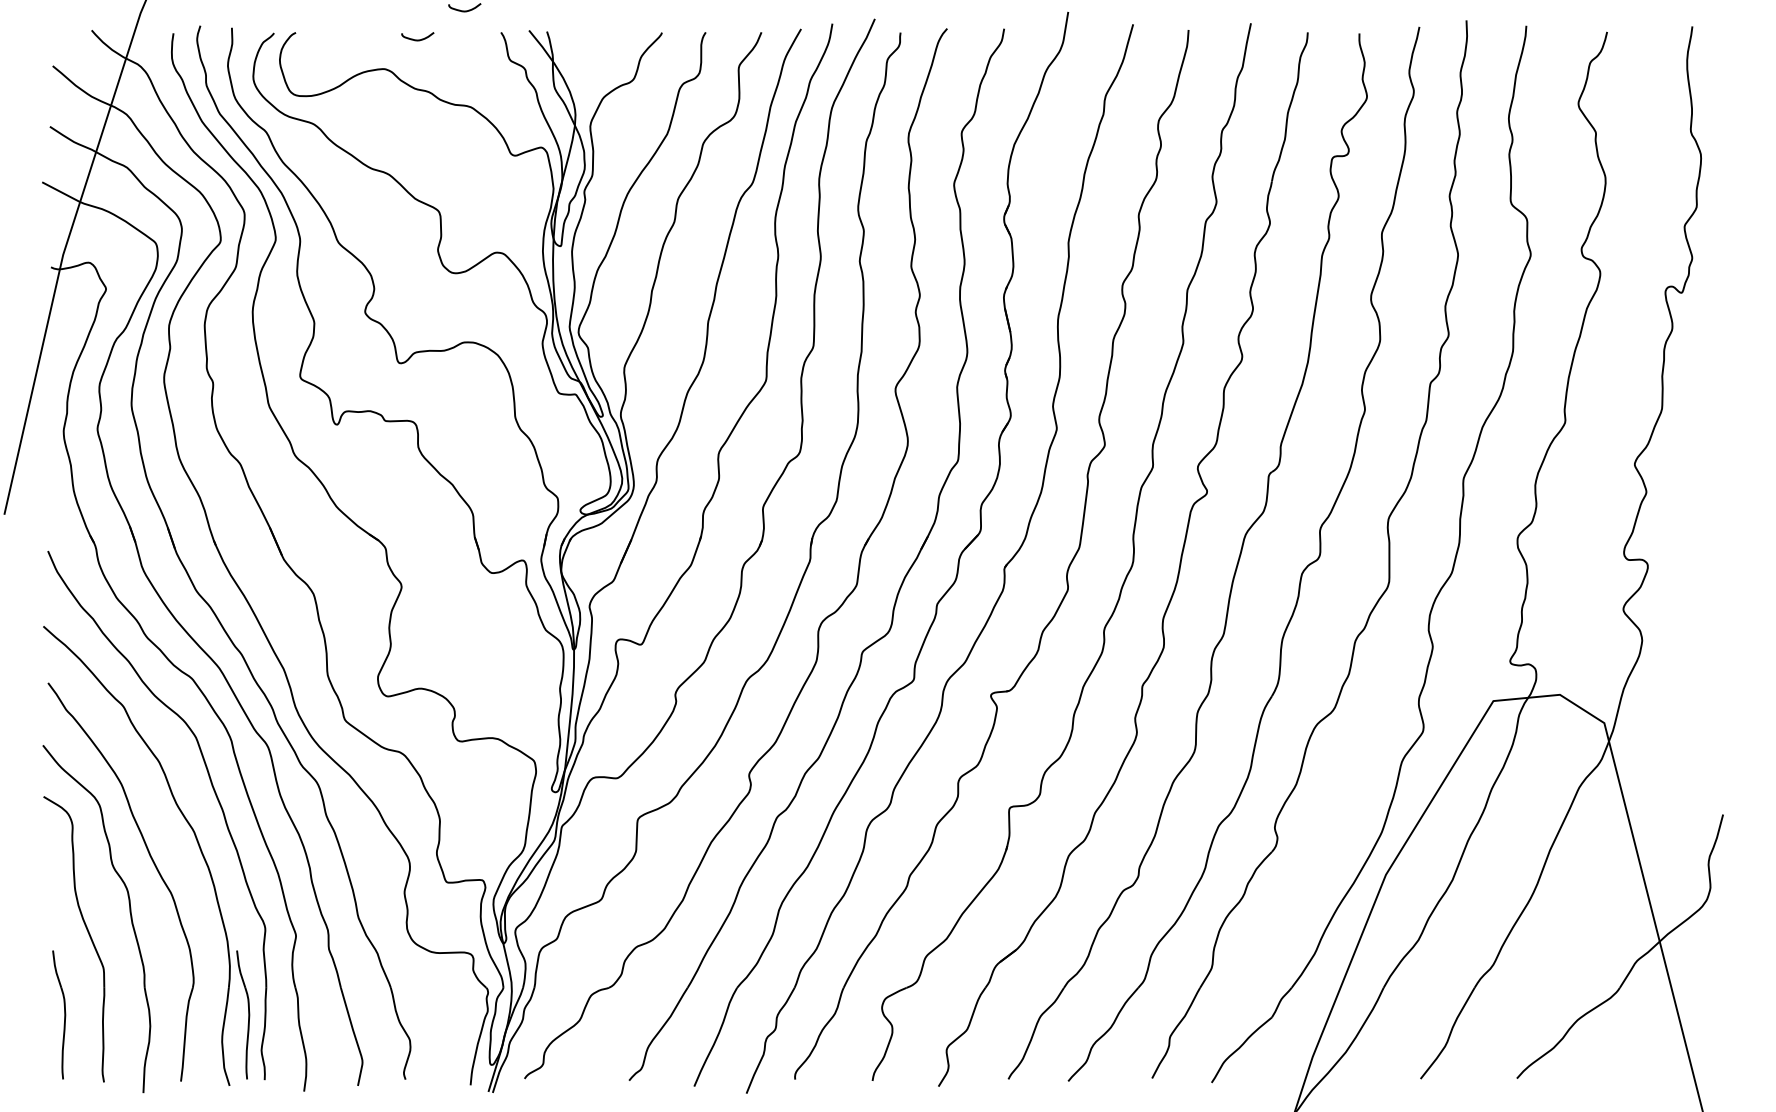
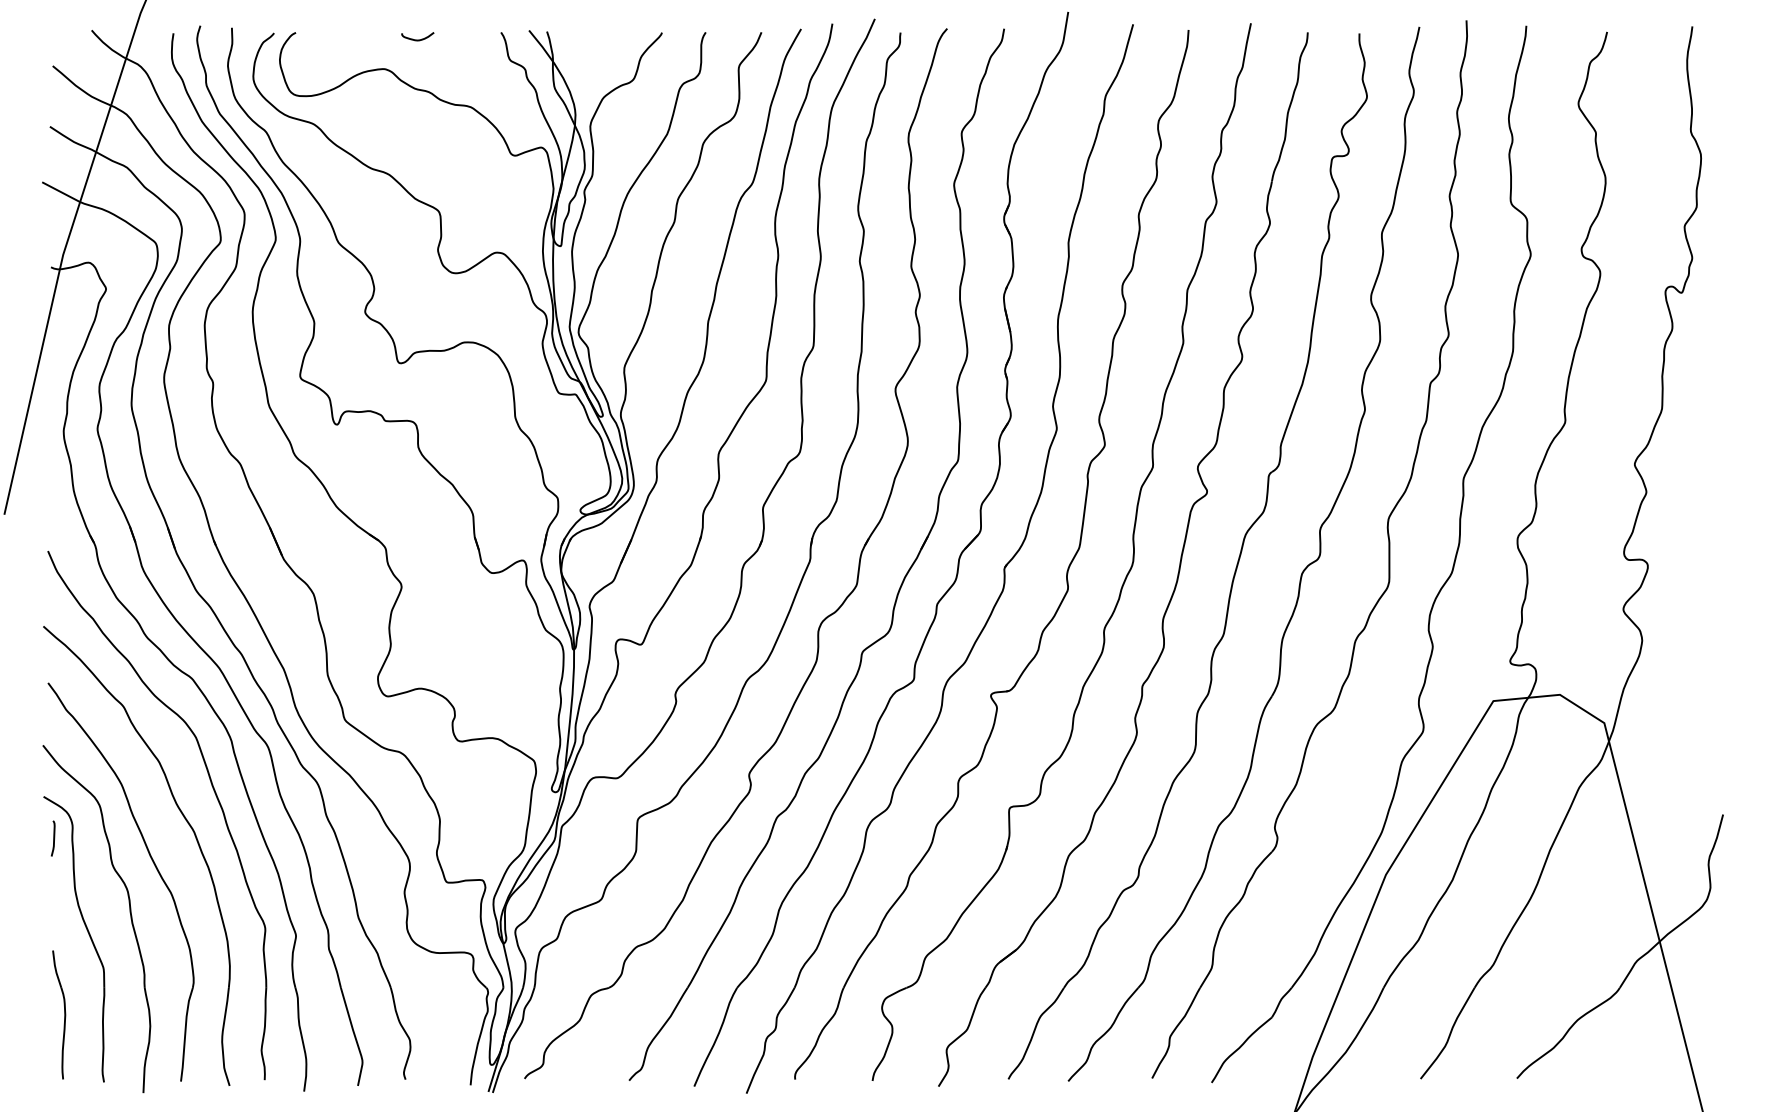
curve: present -> none (464, 10)
curve: none -> present (53, 838)
part: present -> none (243, 1014)
